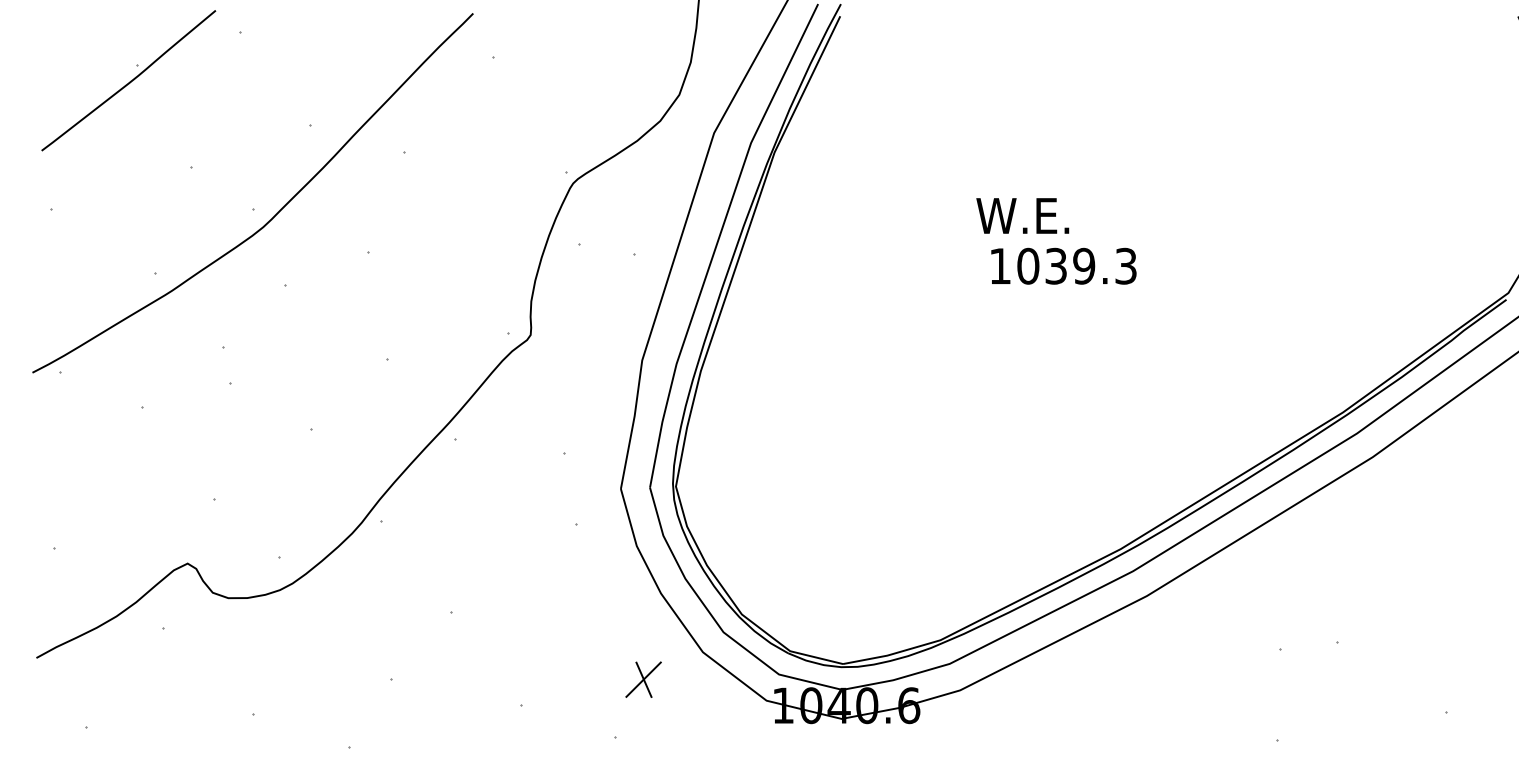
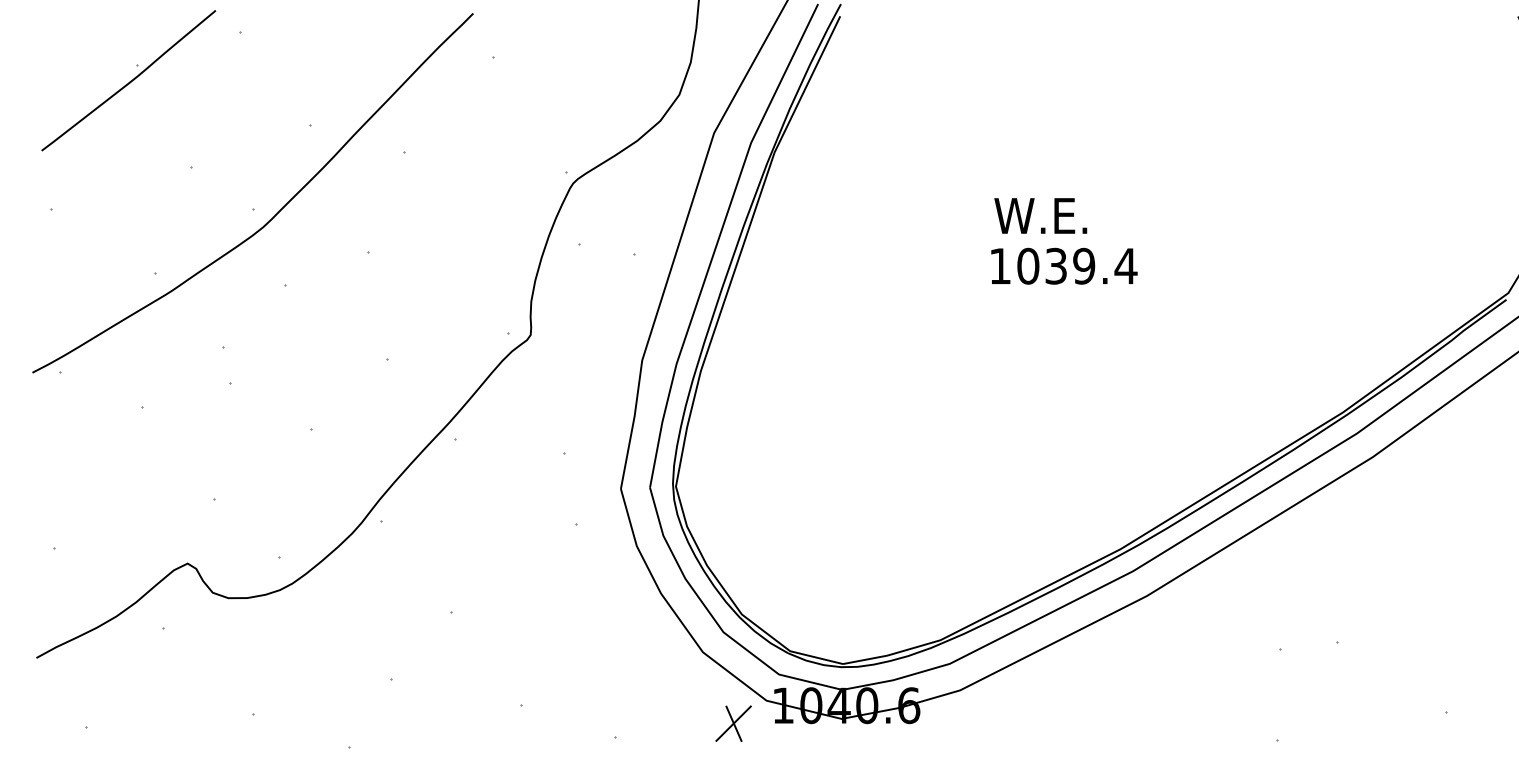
text position: (1022, 215) -> (1040, 215) (1040, 215)
text: 1039.3 -> 1039.4 (1125, 265)
part position: (643, 679) -> (733, 723) (733, 723)
